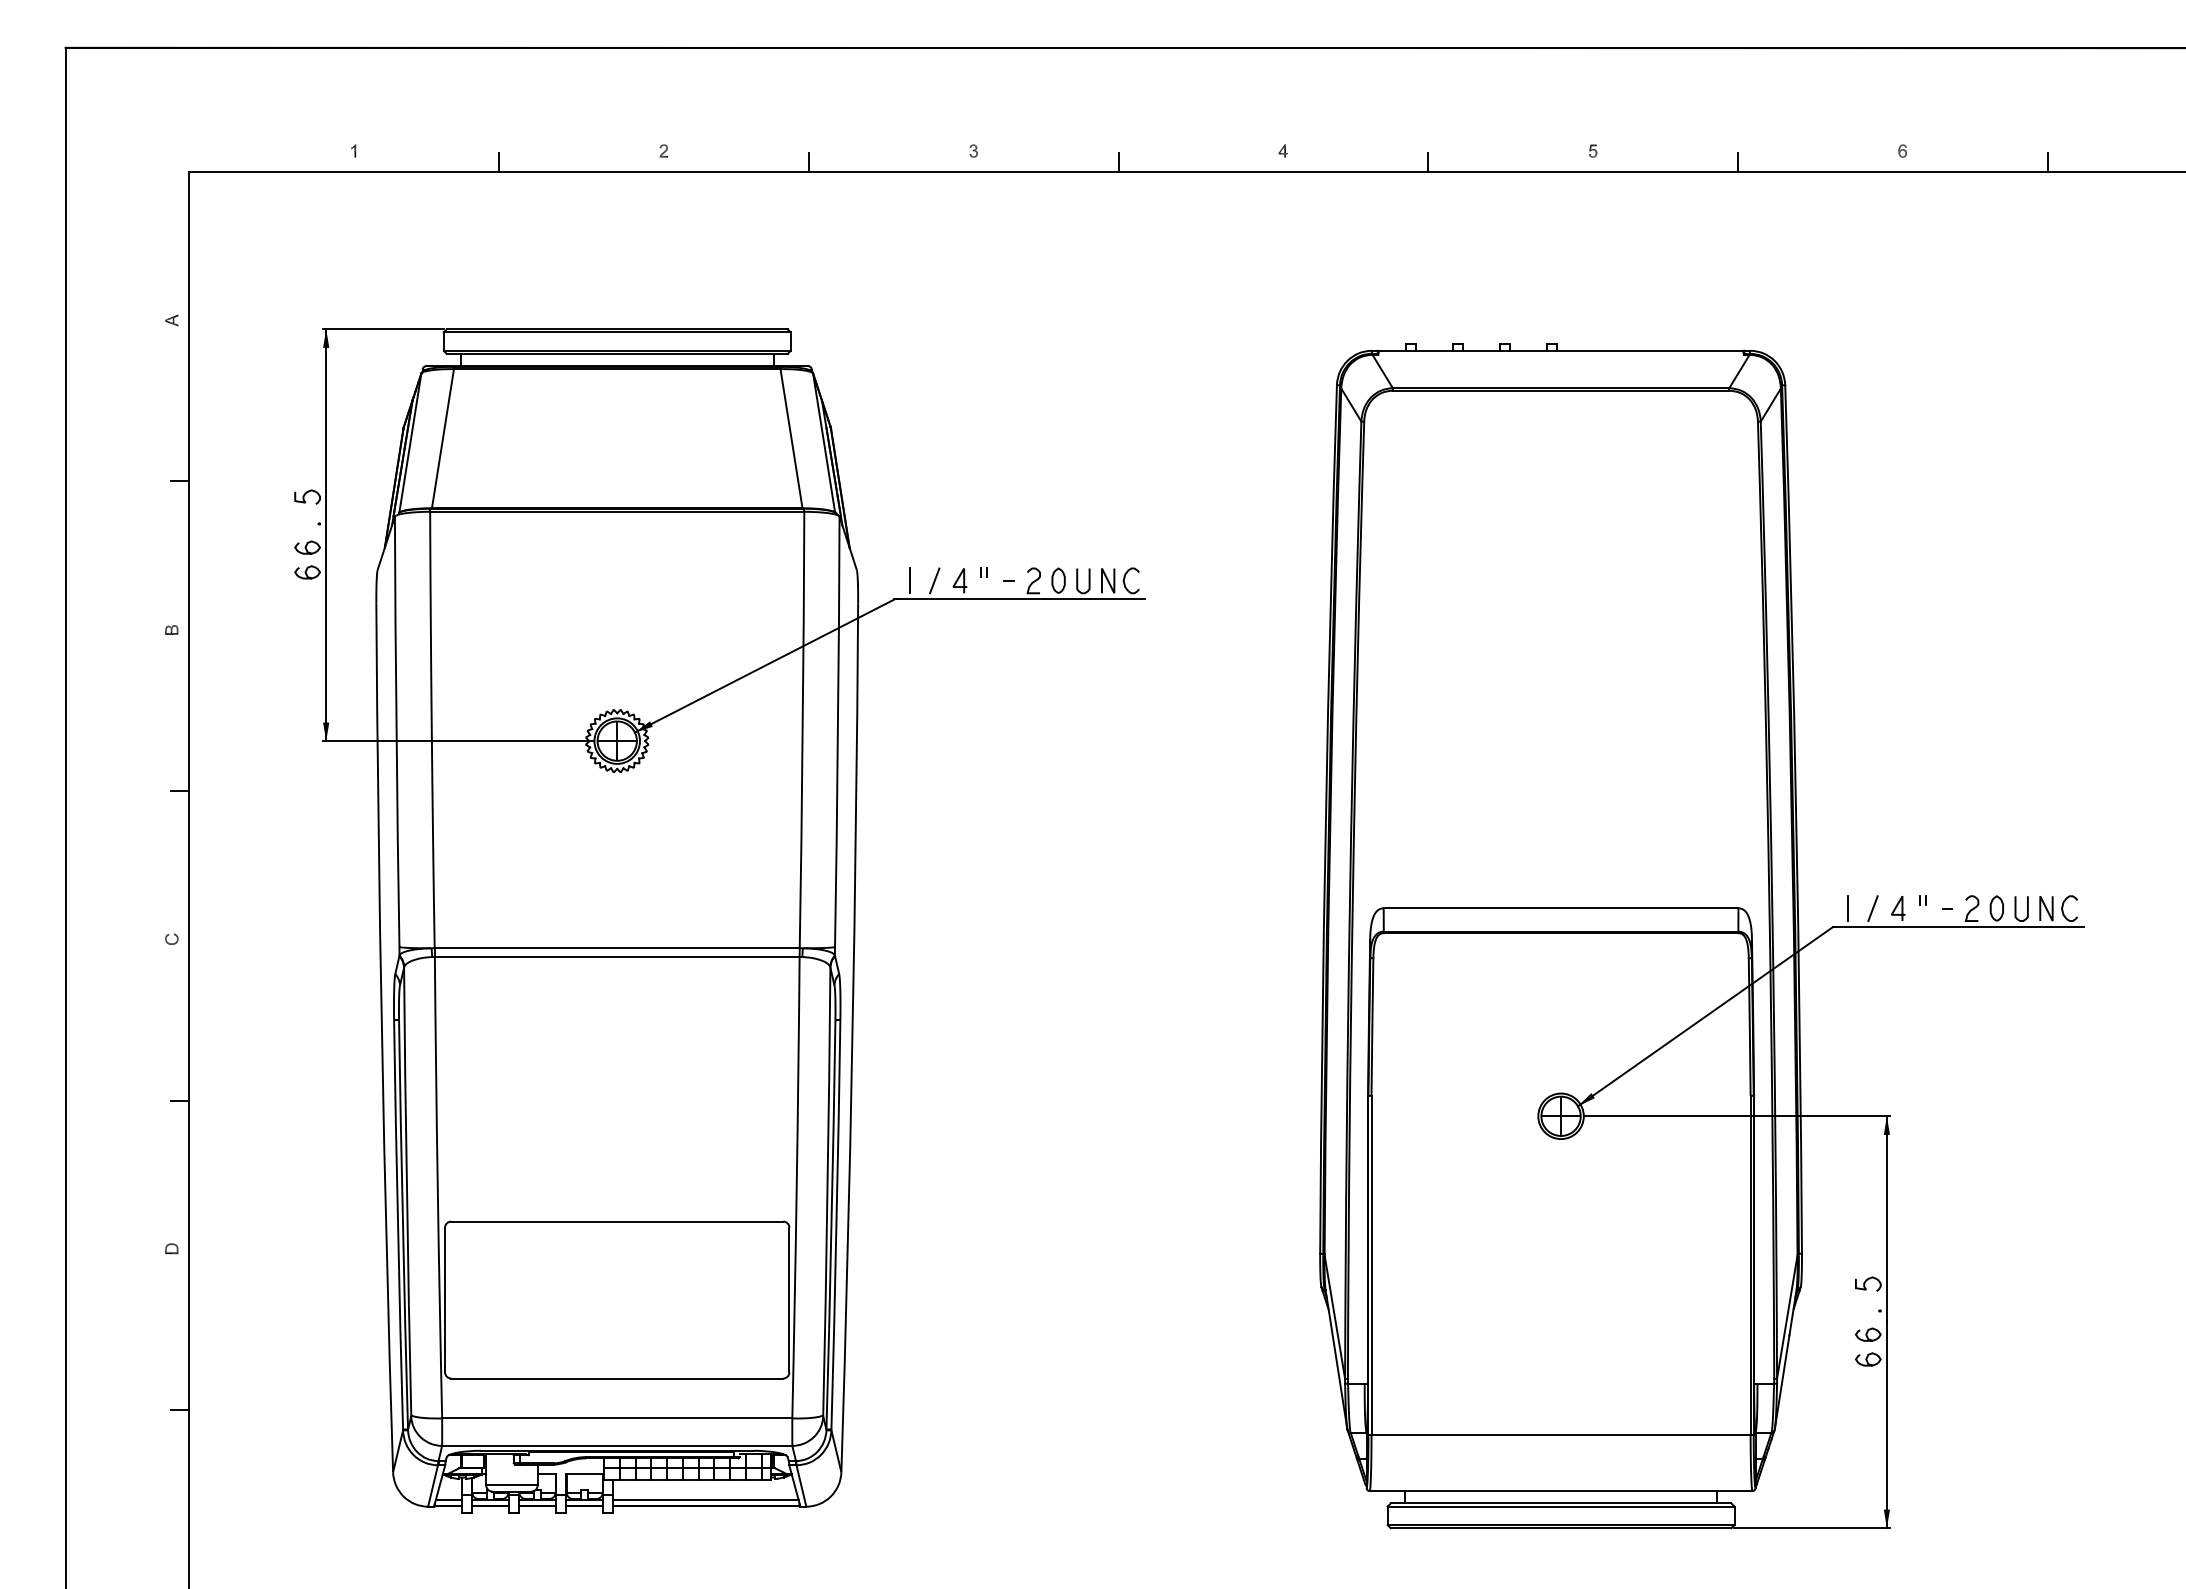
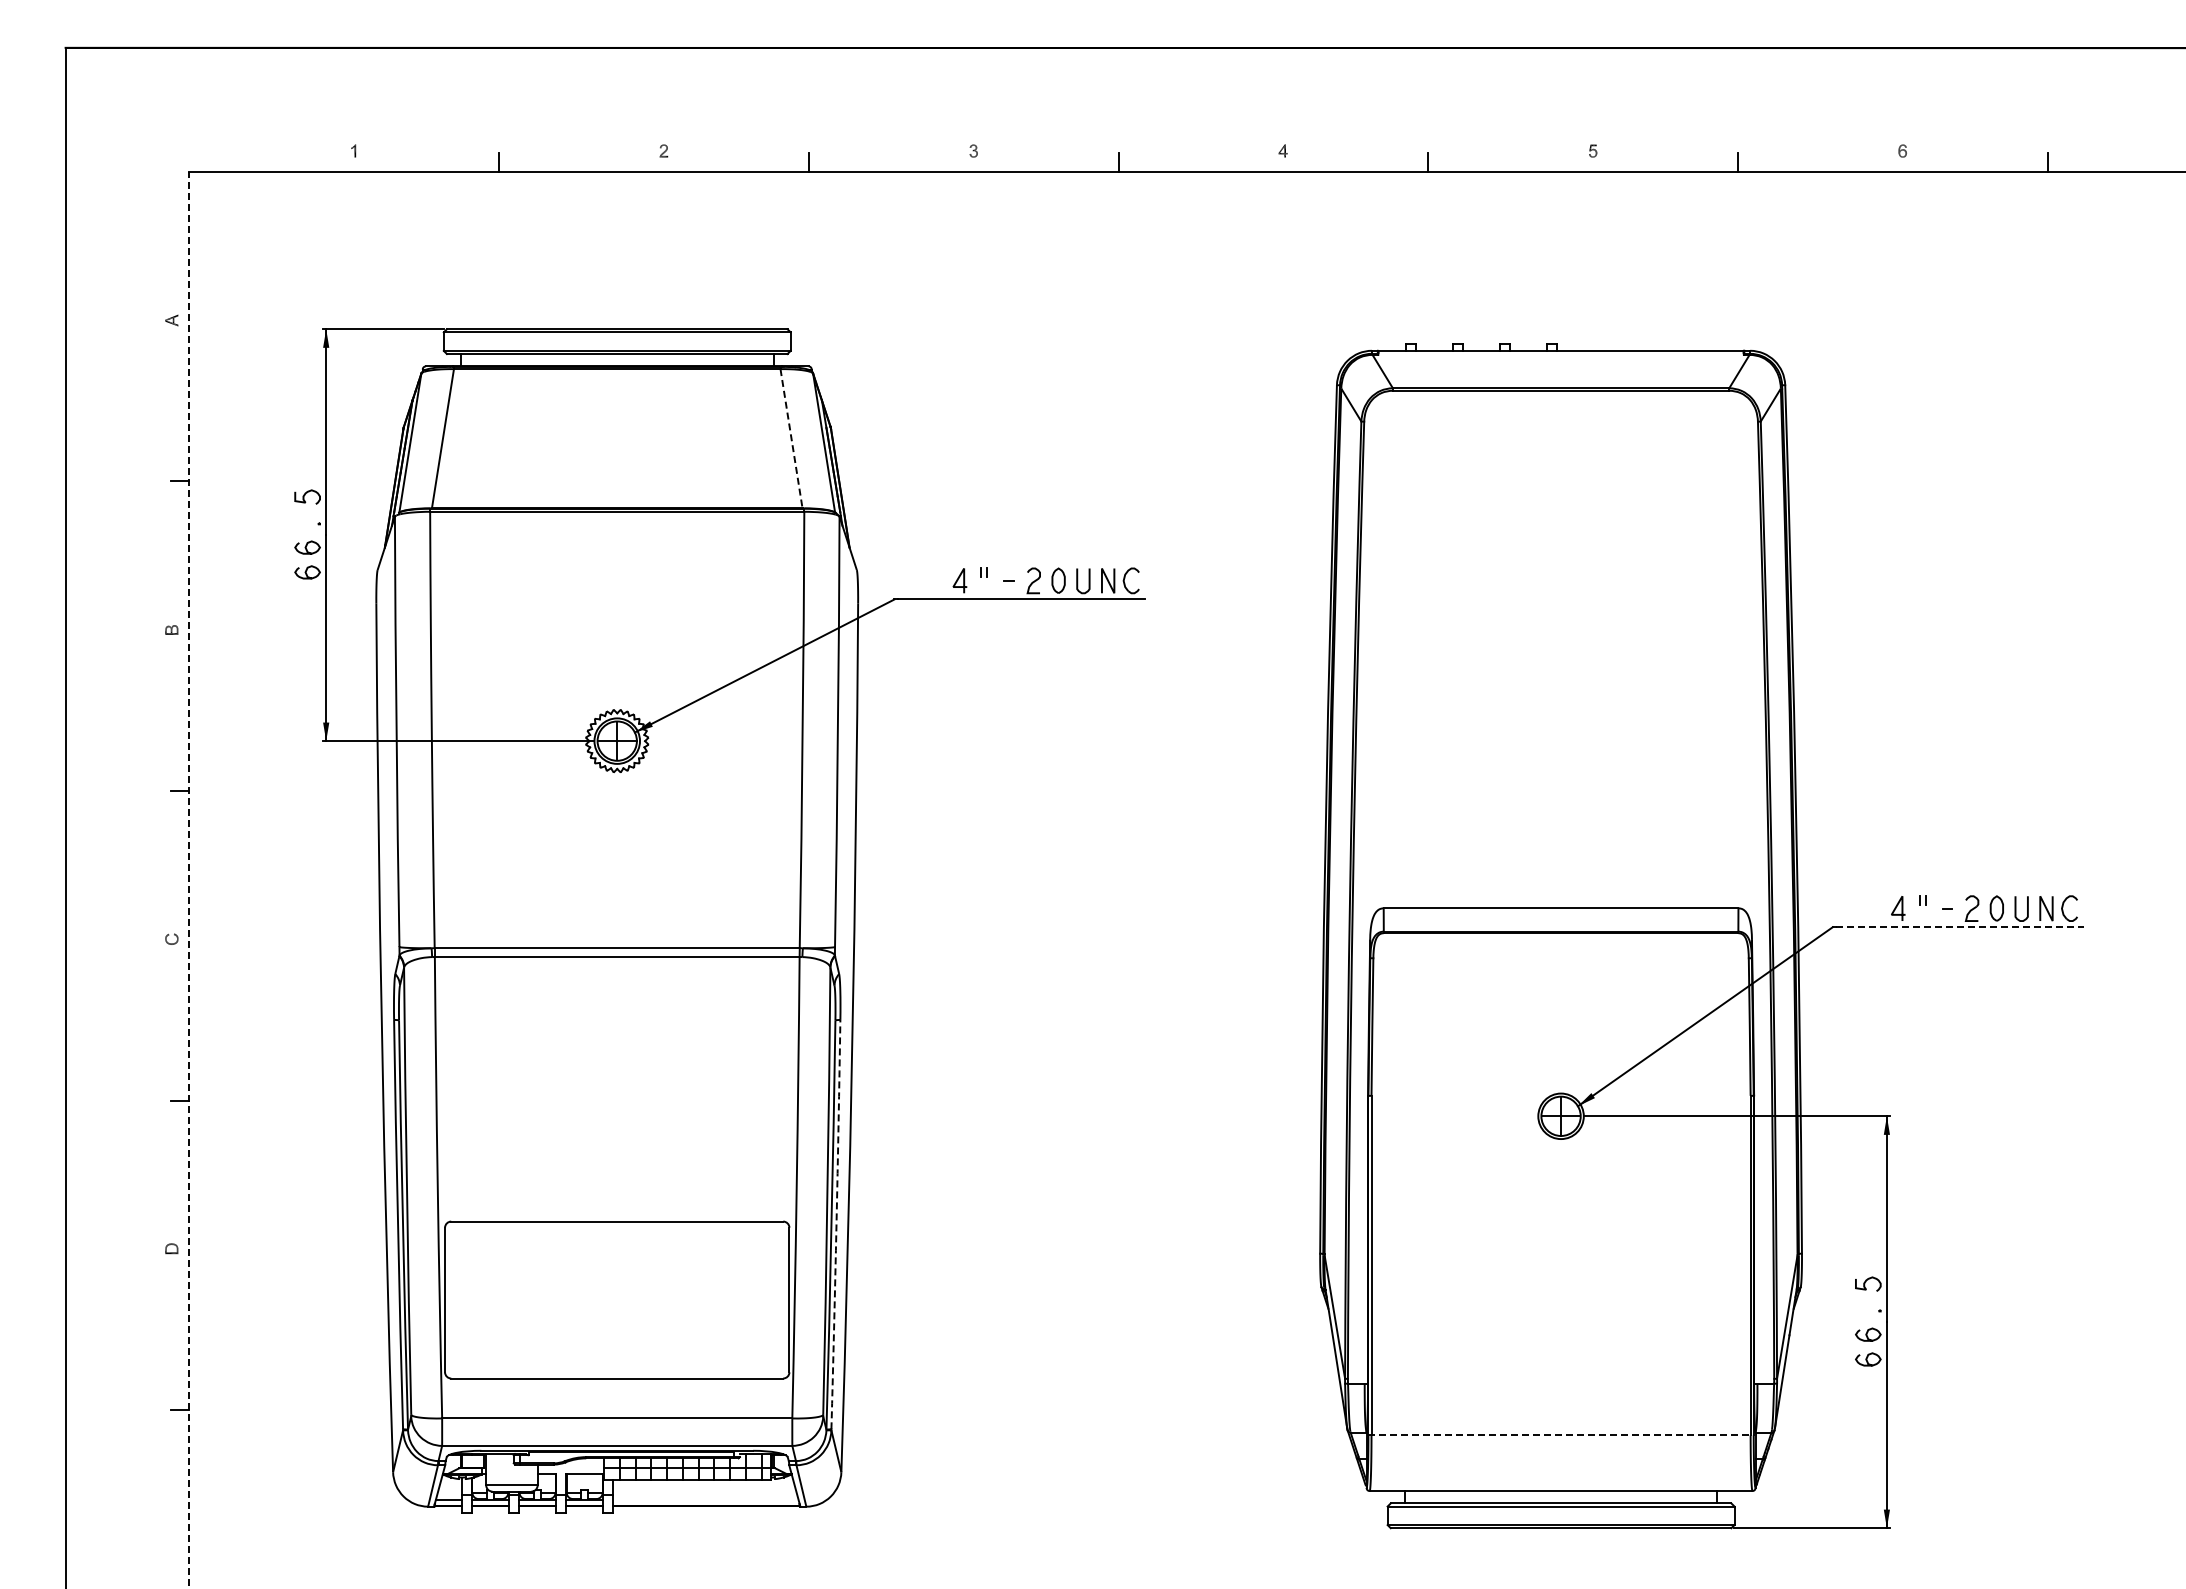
line: solid -> dashed (791, 439)
line: present -> none (909, 580)
line: present -> none (934, 580)
line: solid -> dashed (189, 879)
line: present -> none (1848, 908)
line: present -> none (1872, 908)
line: solid -> dashed (1959, 927)
arc: solid -> dashed (836, 1224)
line: solid -> dashed (1561, 1435)
line: present -> none (705, 1500)
